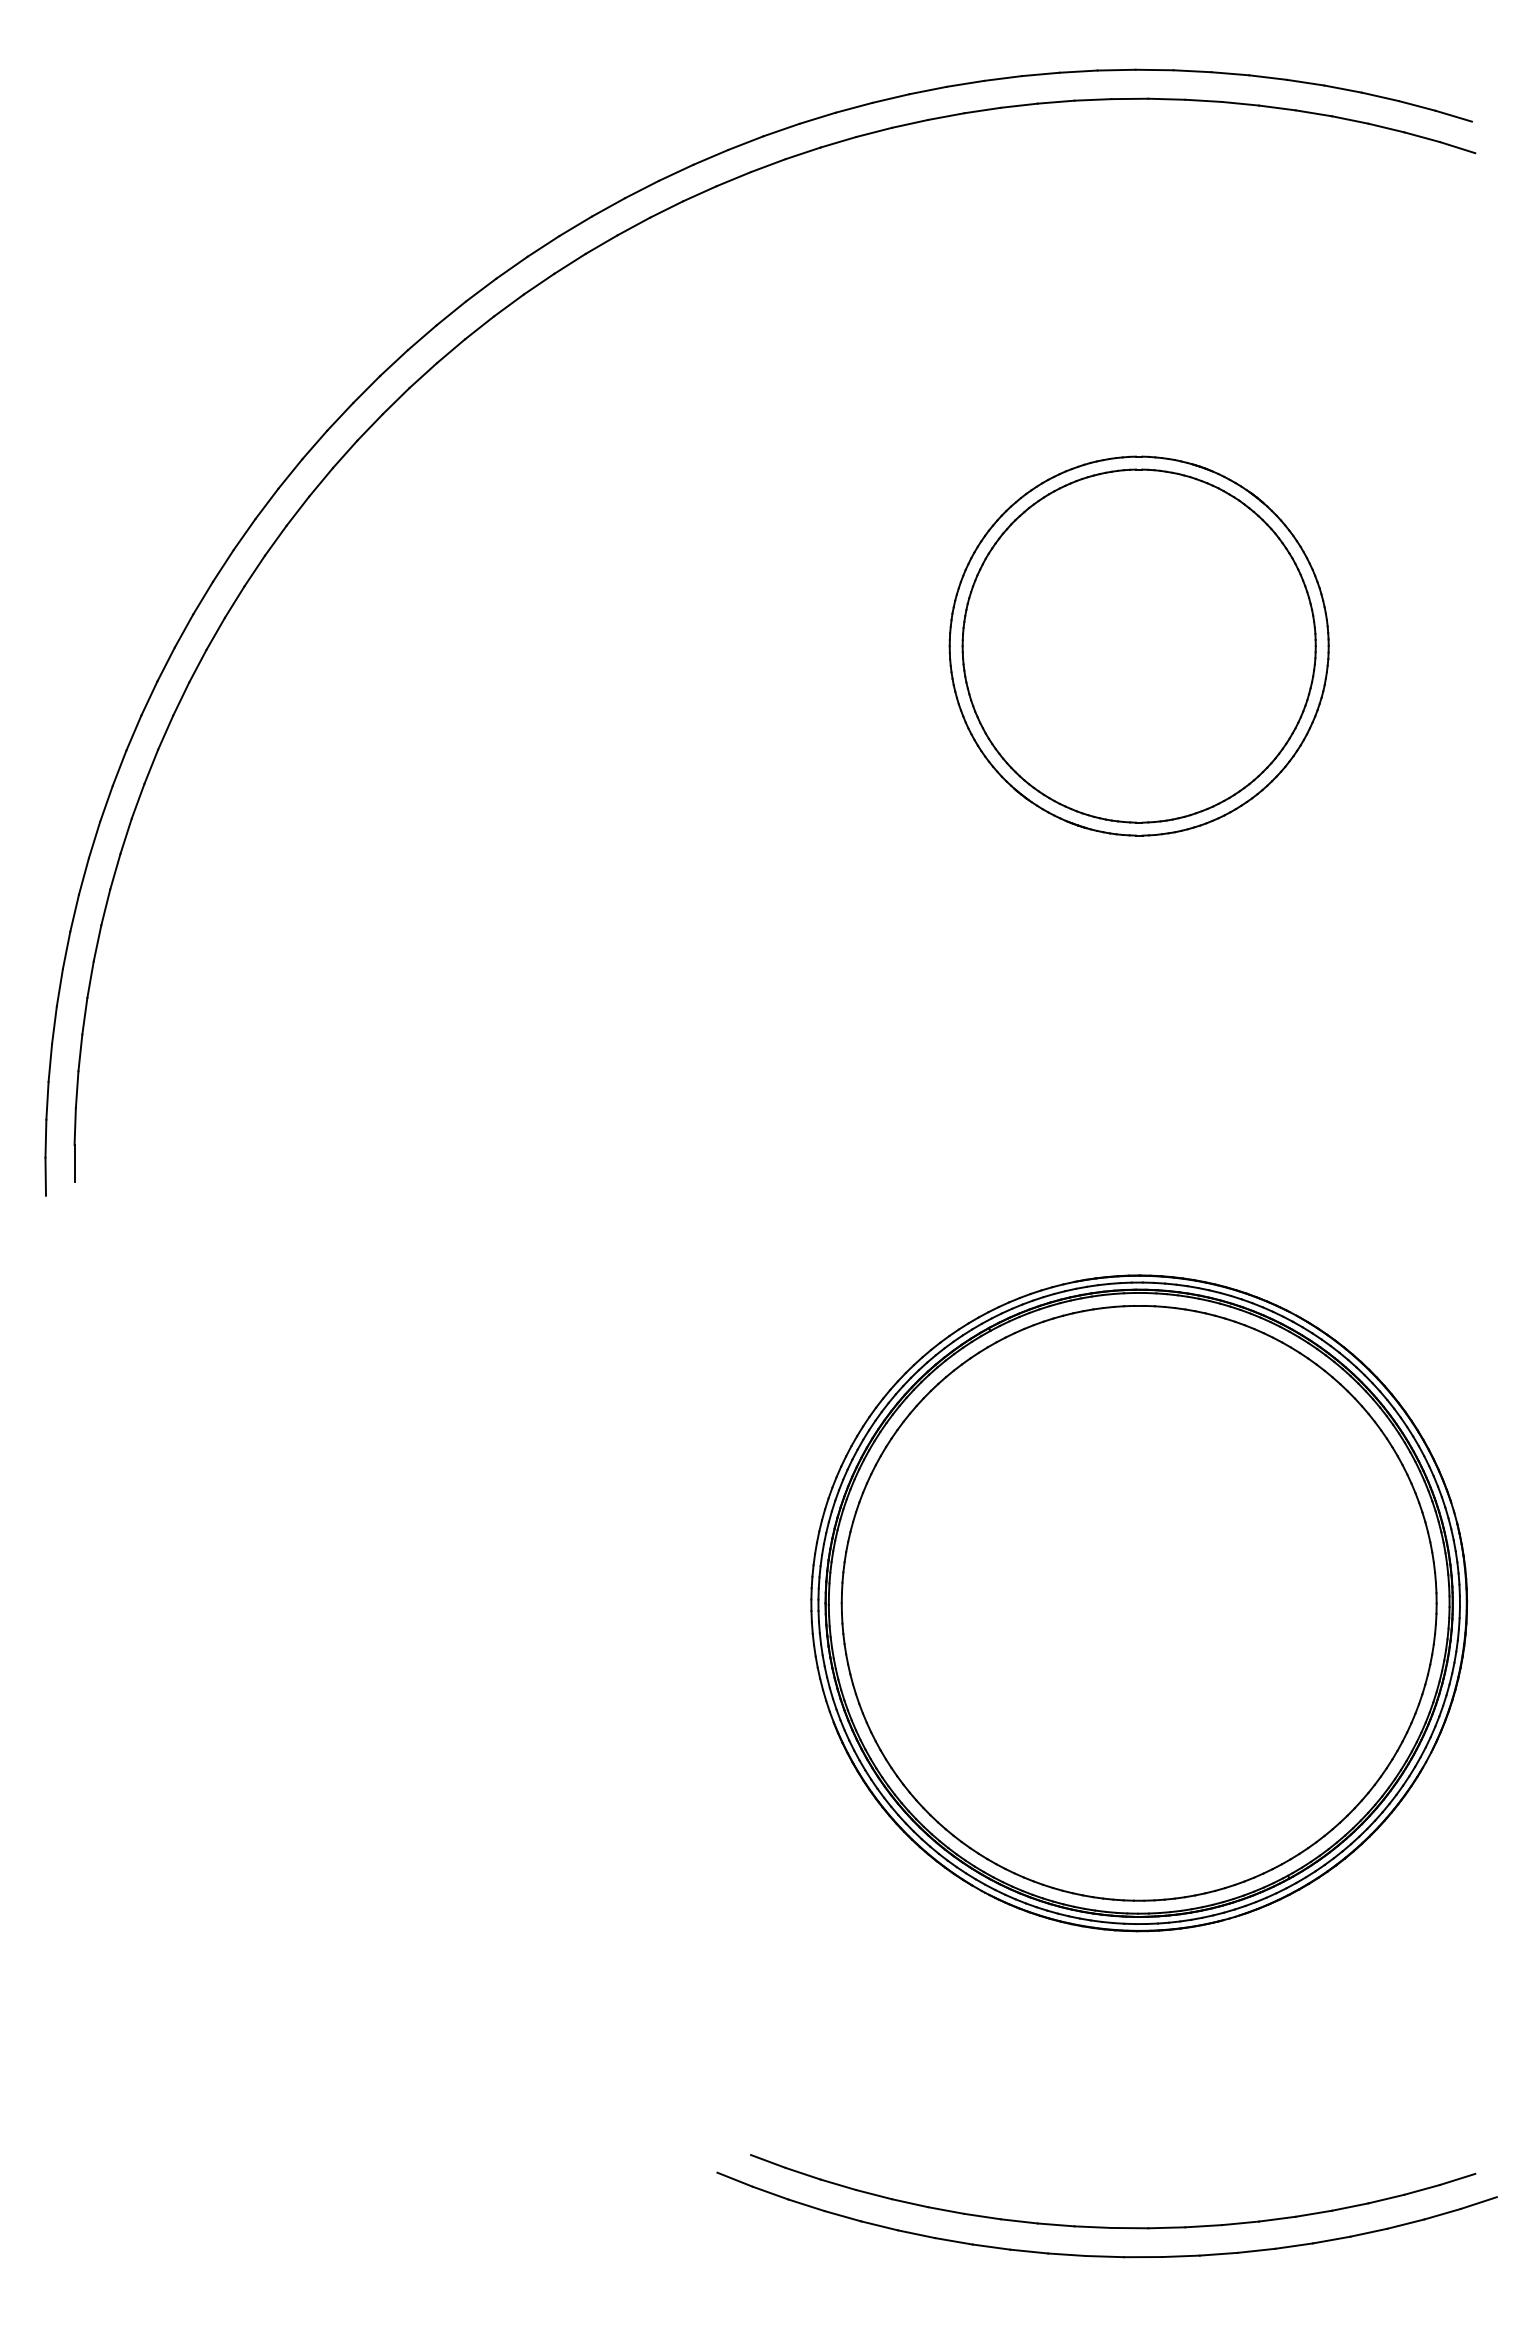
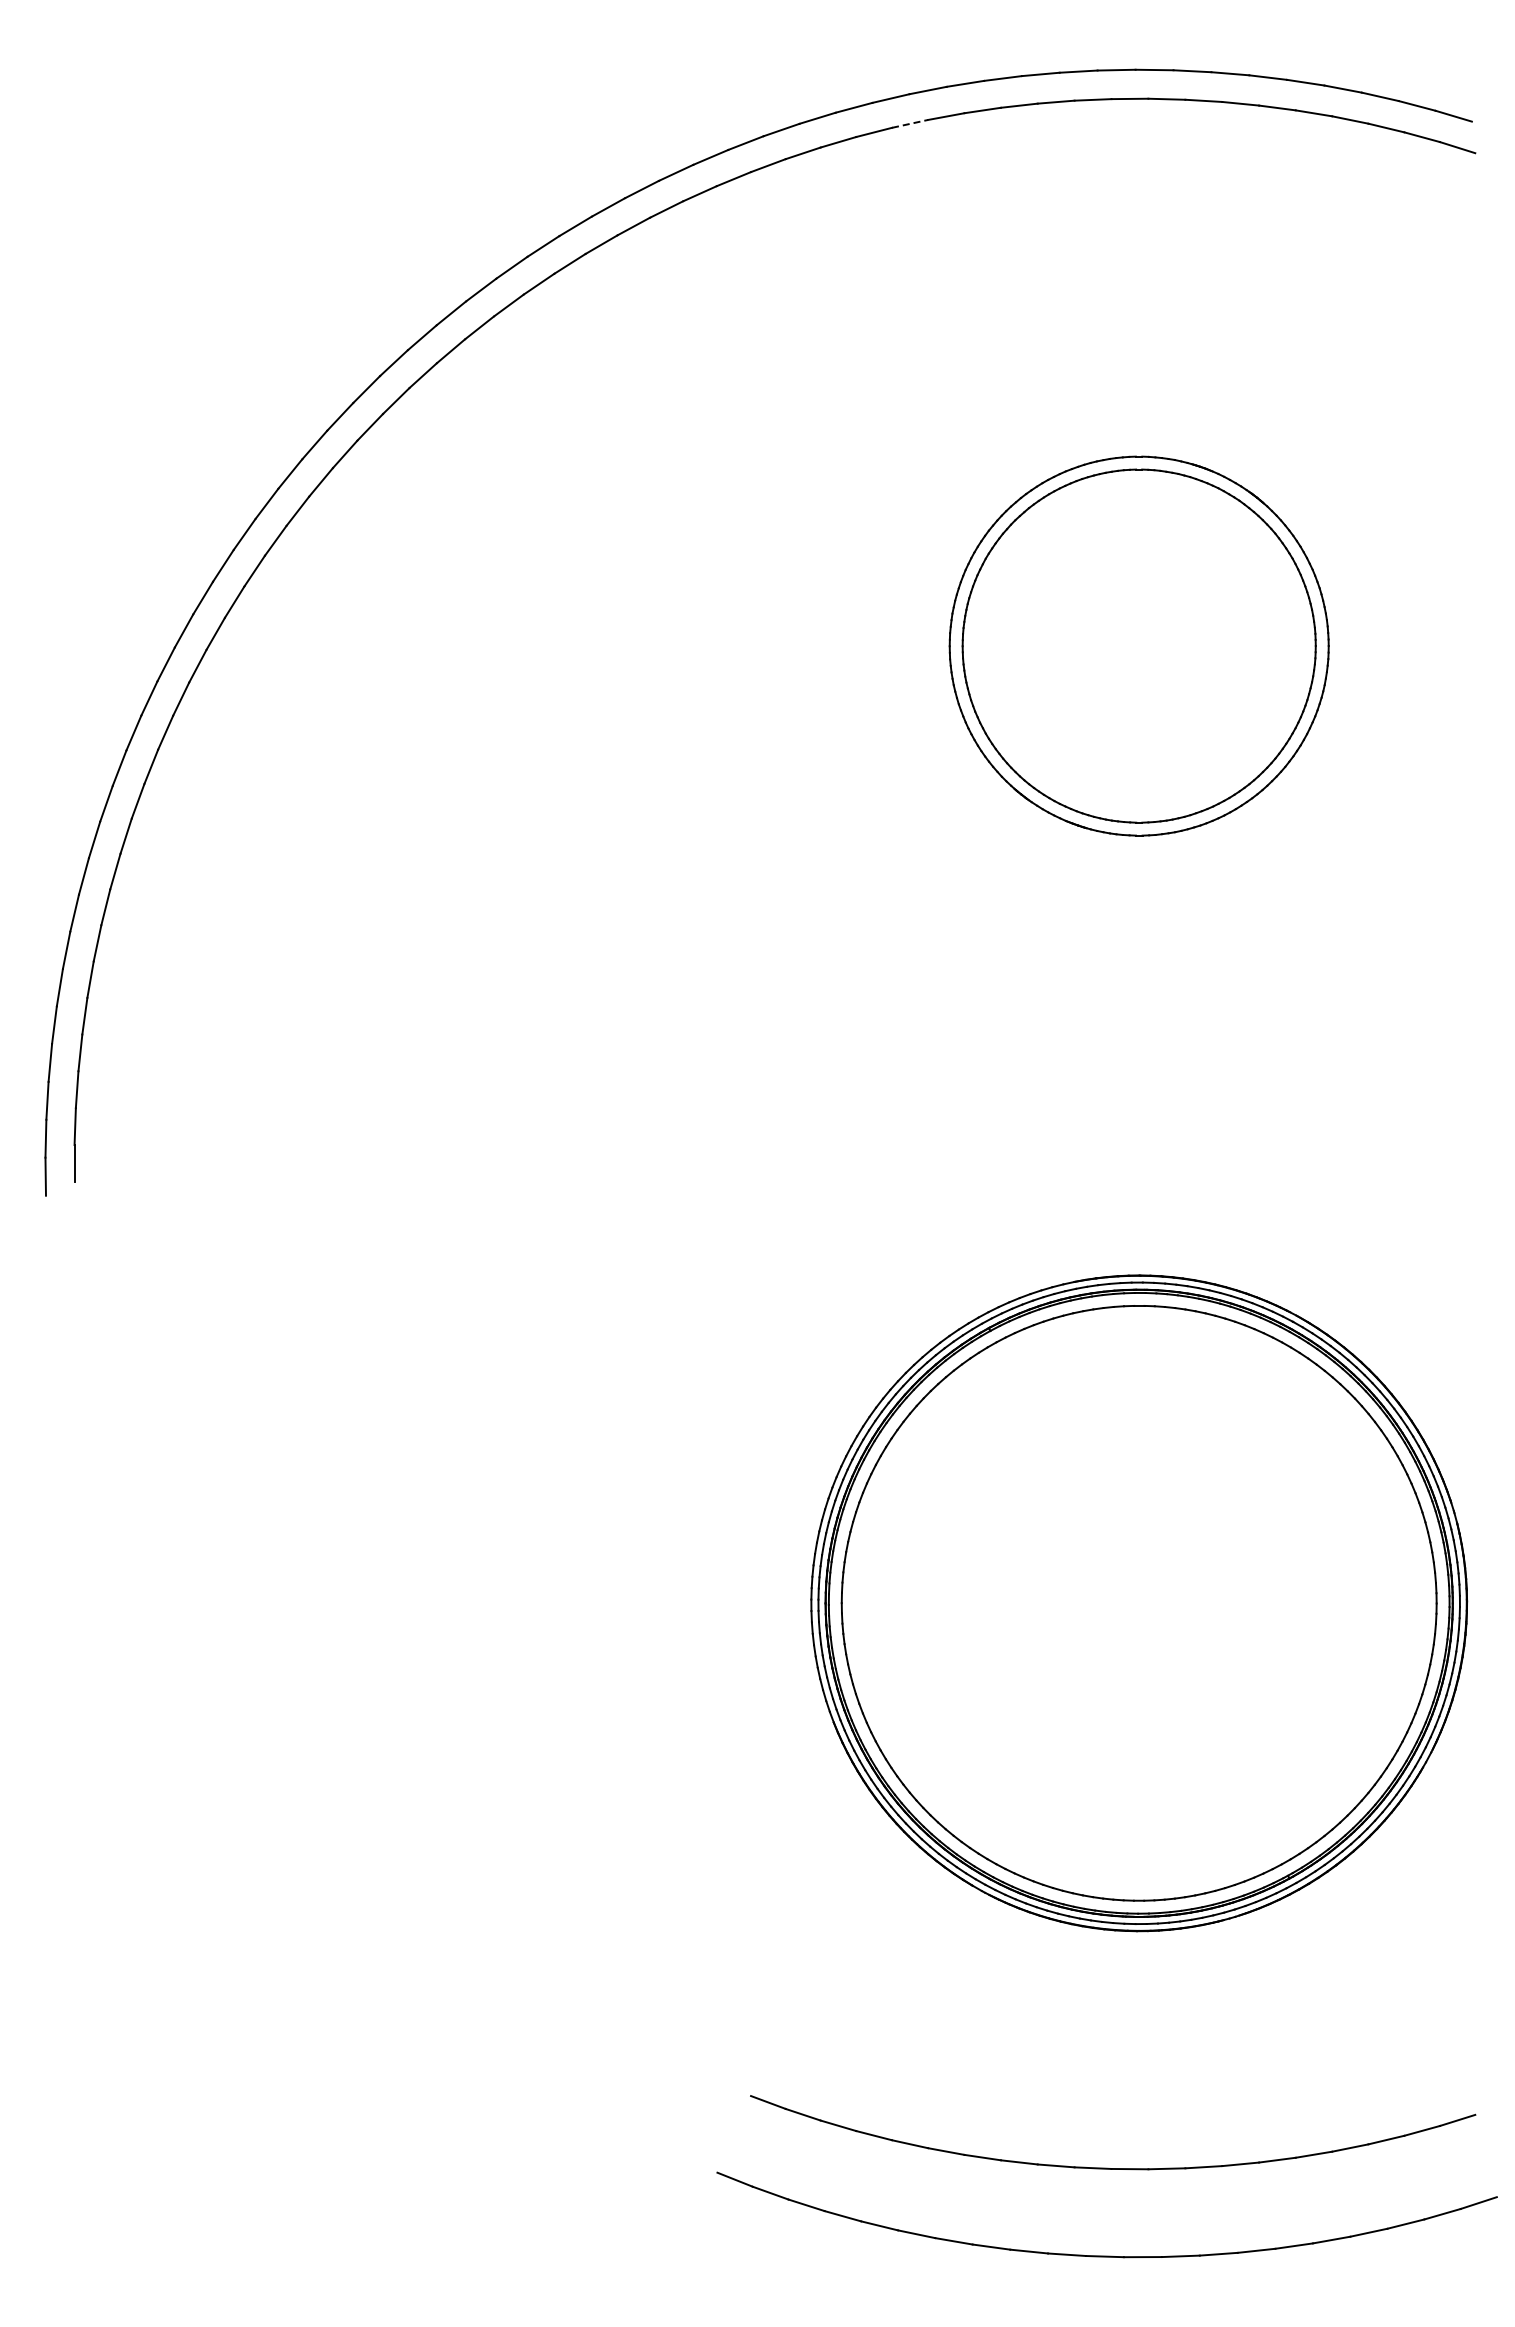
line: solid -> dashed (910, 123)
part position: (1108, 2226) -> (1108, 2167) (1108, 2167)
